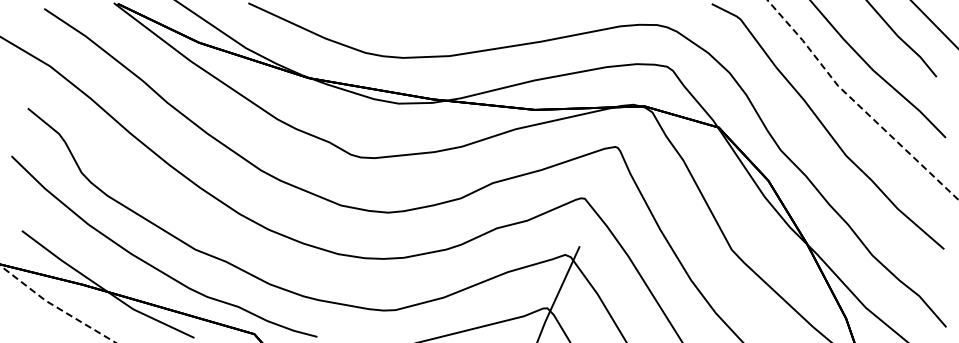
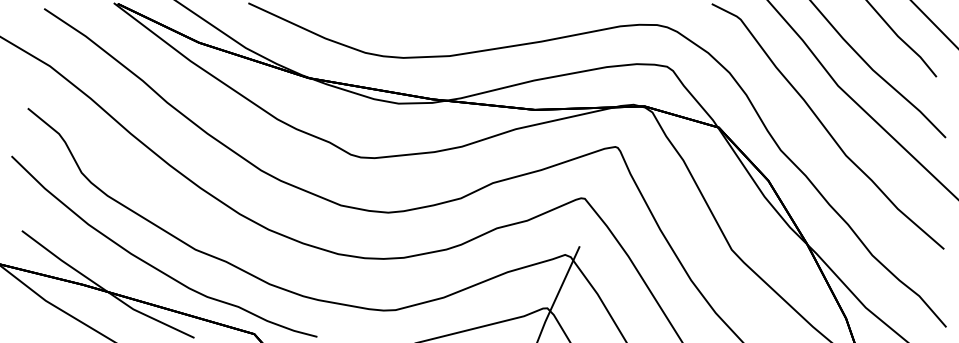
line: dashed -> solid (857, 104)
line: dashed -> solid (55, 306)
